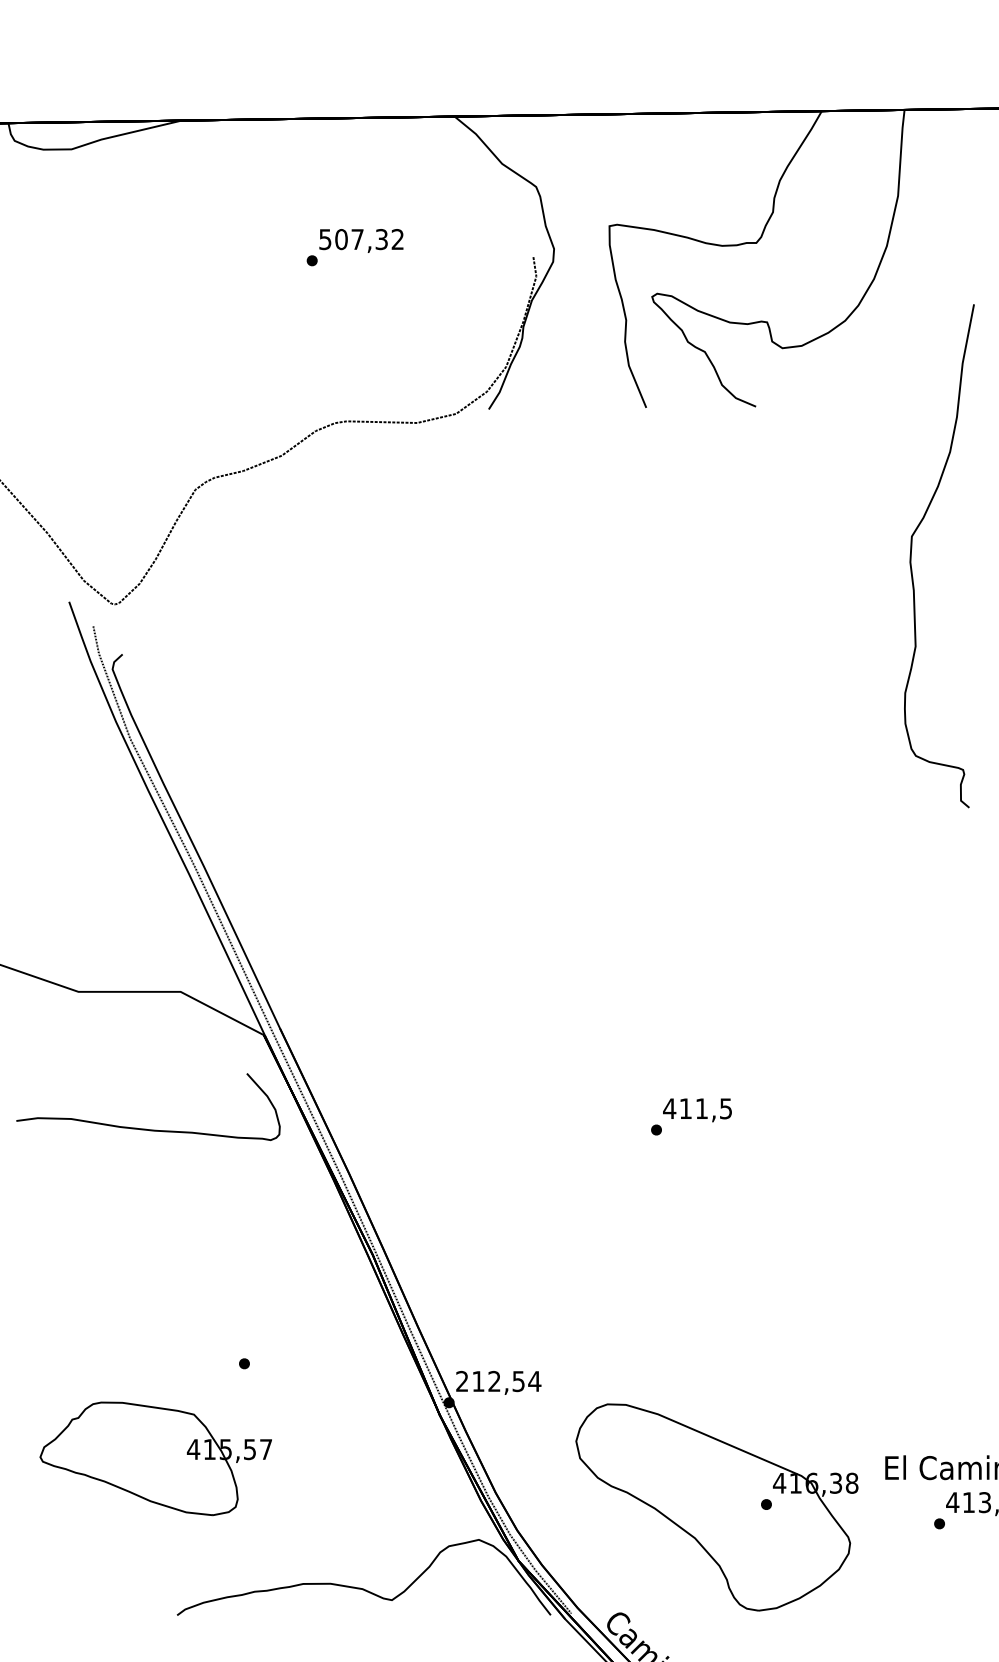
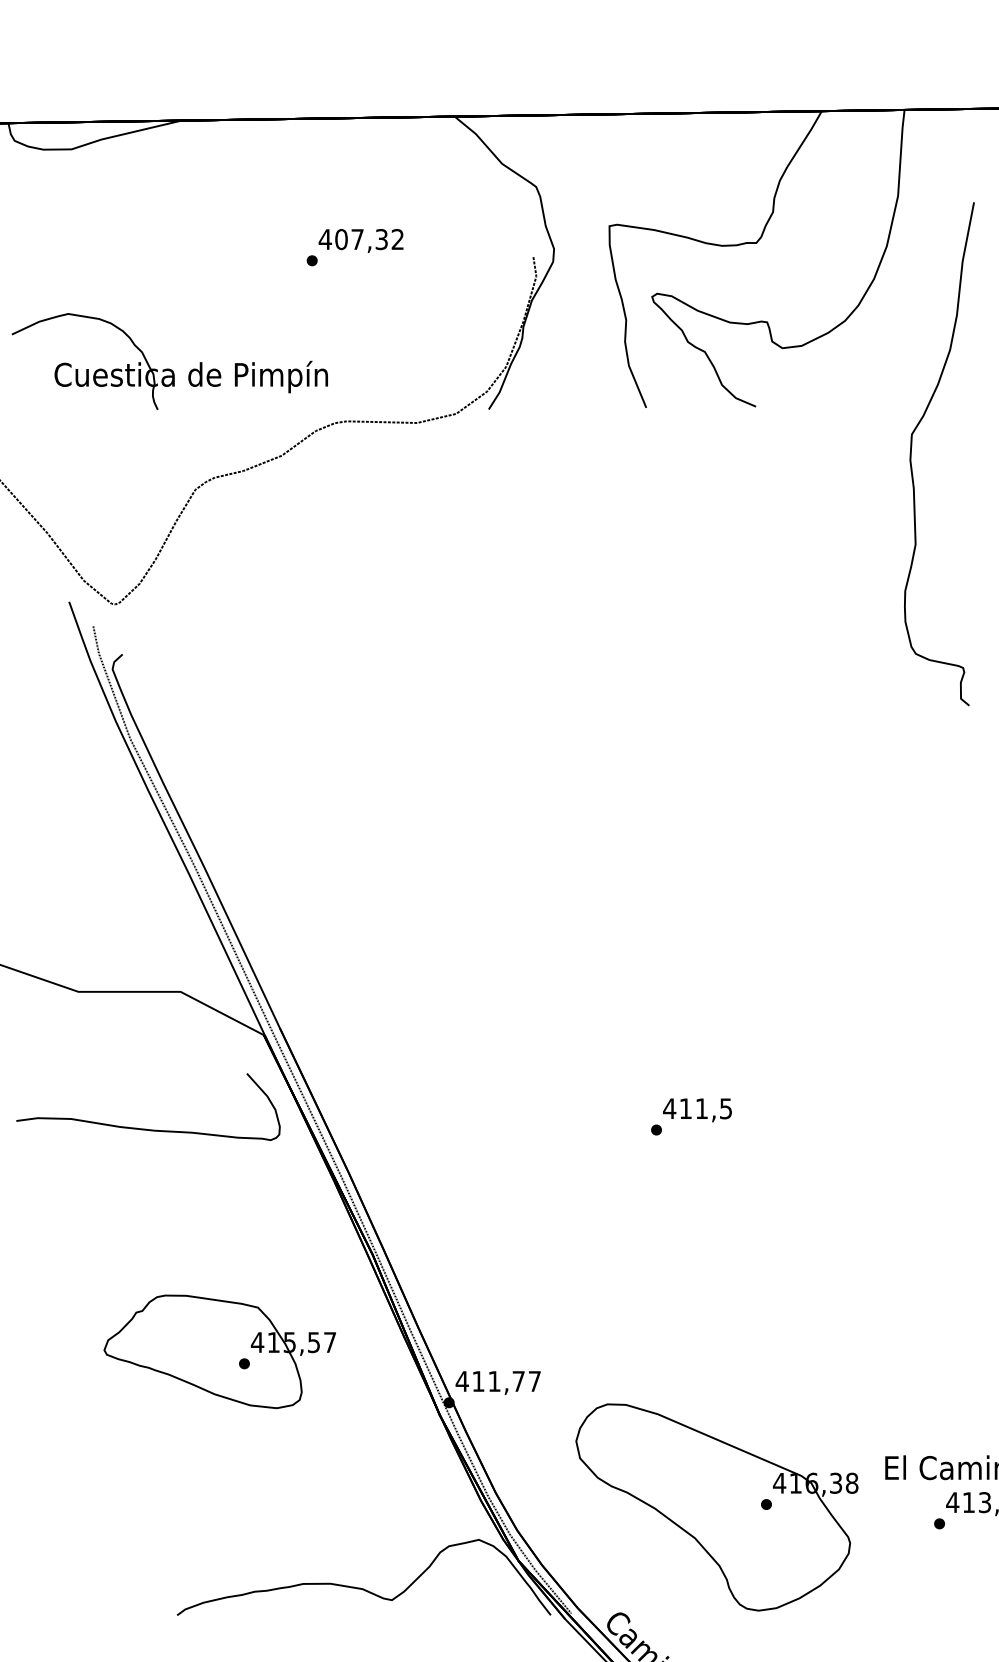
text: 507,32 -> 407,32 (324, 239)
part: none -> present (169, 368)
curve position: (911, 556) -> (911, 454) (911, 454)
text: 212,54 -> 411,77 (498, 1381)
part position: (155, 1458) -> (219, 1351) (219, 1351)
